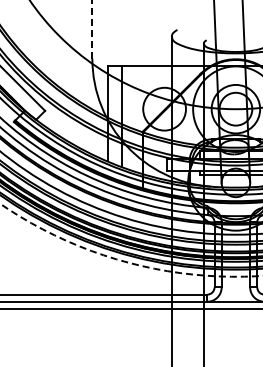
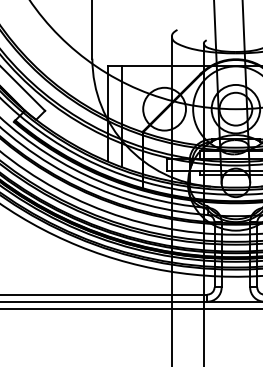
line: dashed -> solid (92, 29)
arc: dashed -> solid (124, 261)
